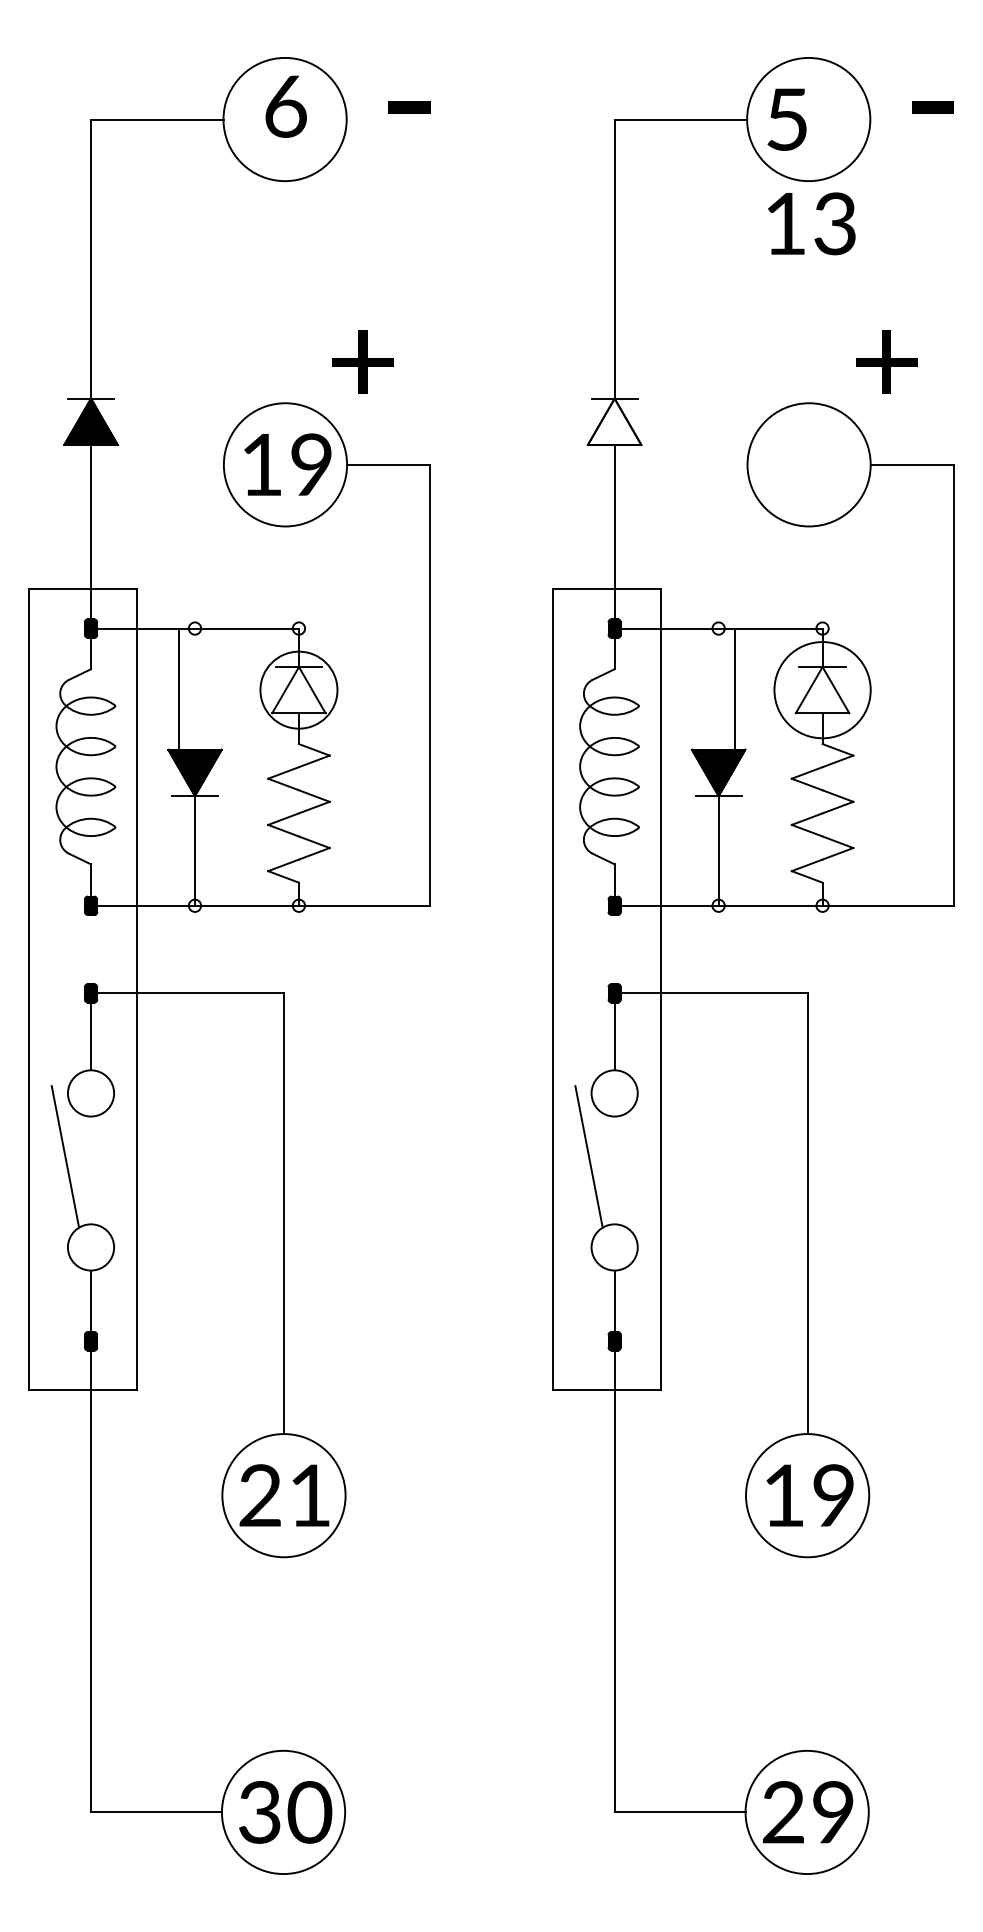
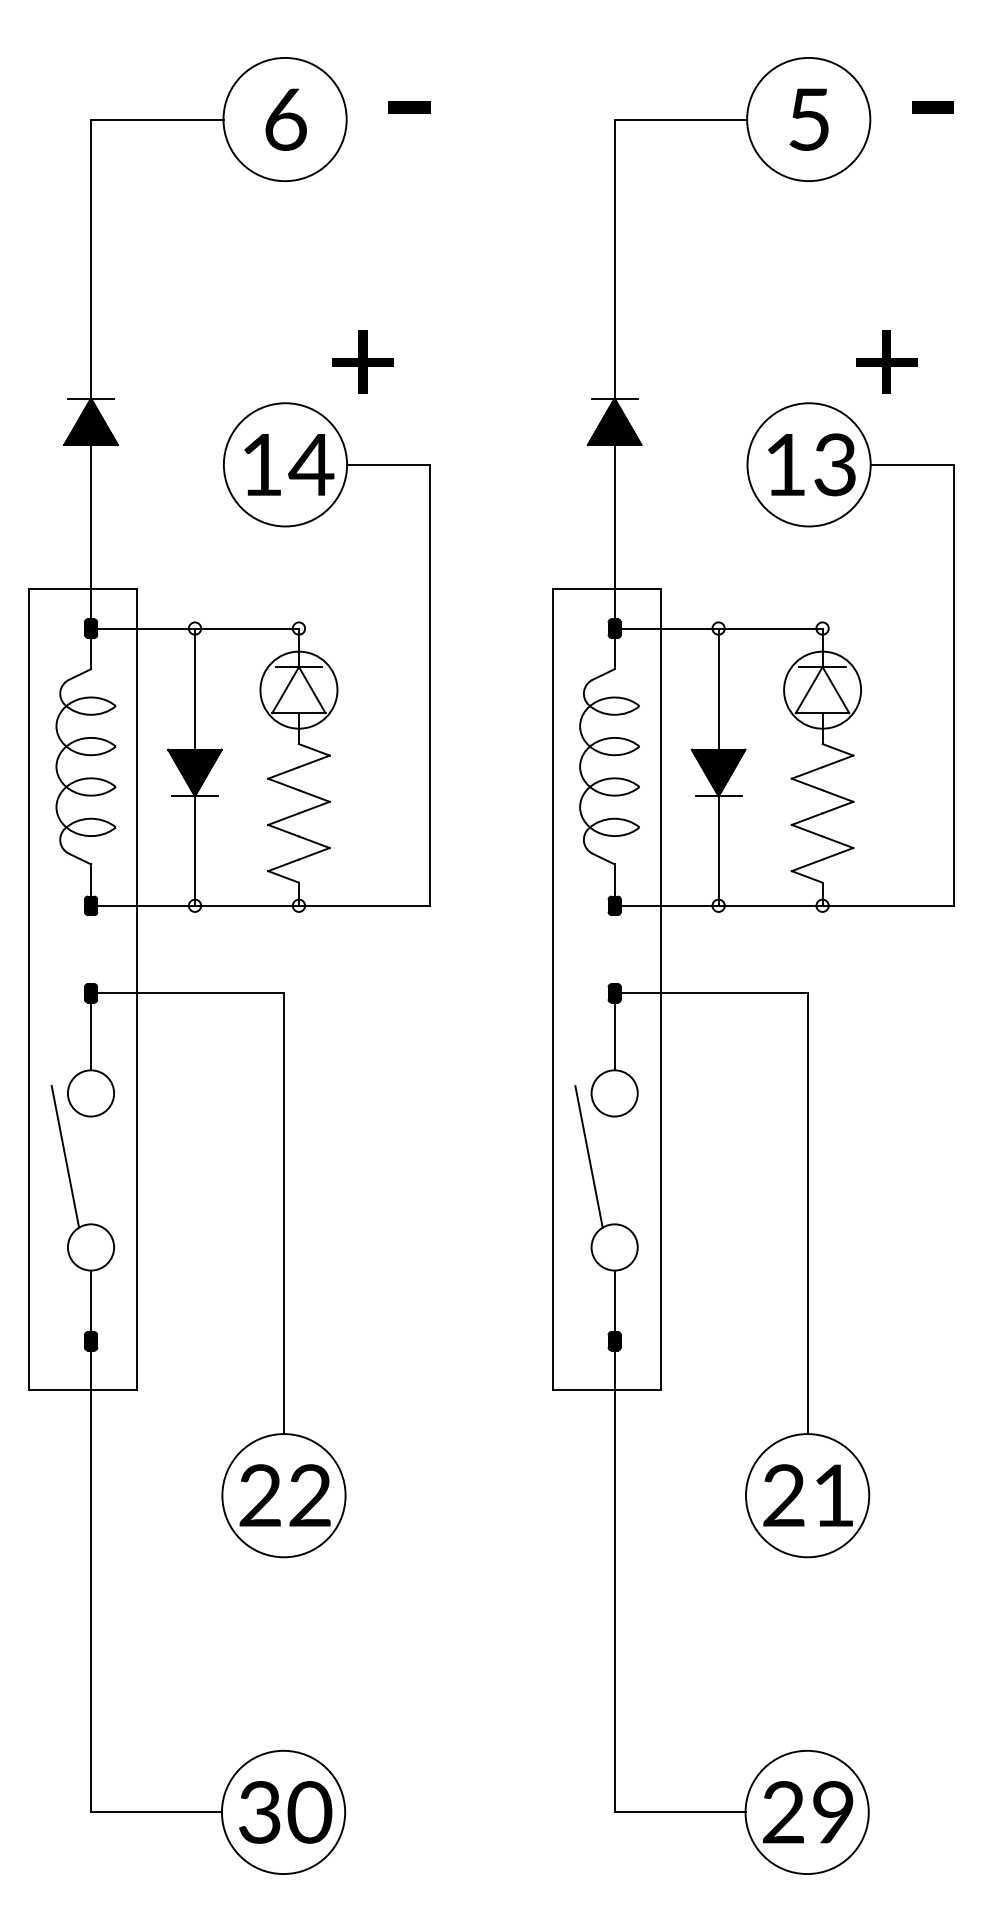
text position: (285, 106) -> (285, 119) (285, 119)
text position: (786, 119) -> (808, 119) (808, 119)
text position: (811, 223) -> (811, 464) (811, 464)
fill: none -> present (614, 421)
text: 19 -> 14 (311, 464)
line position: (179, 688) -> (195, 688) (195, 688)
line position: (734, 688) -> (718, 688) (718, 688)
circle diameter: 96 px -> 77 px (822, 689)
text: 21 -> 22 (309, 1495)
text: 19 -> 21 (808, 1495)
